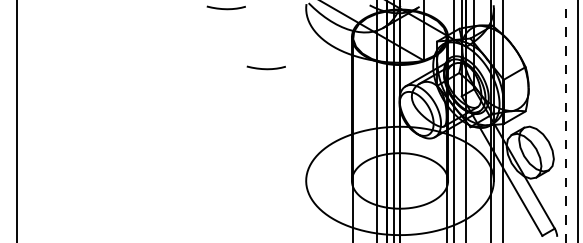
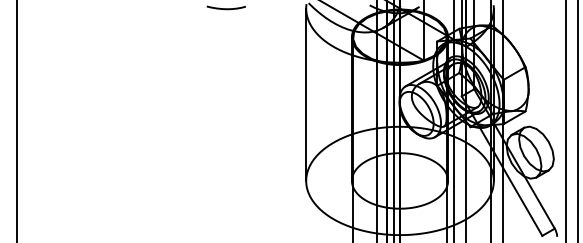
curve: present -> none (265, 68)
line: none -> present (306, 94)
line: dashed -> solid (565, 121)
